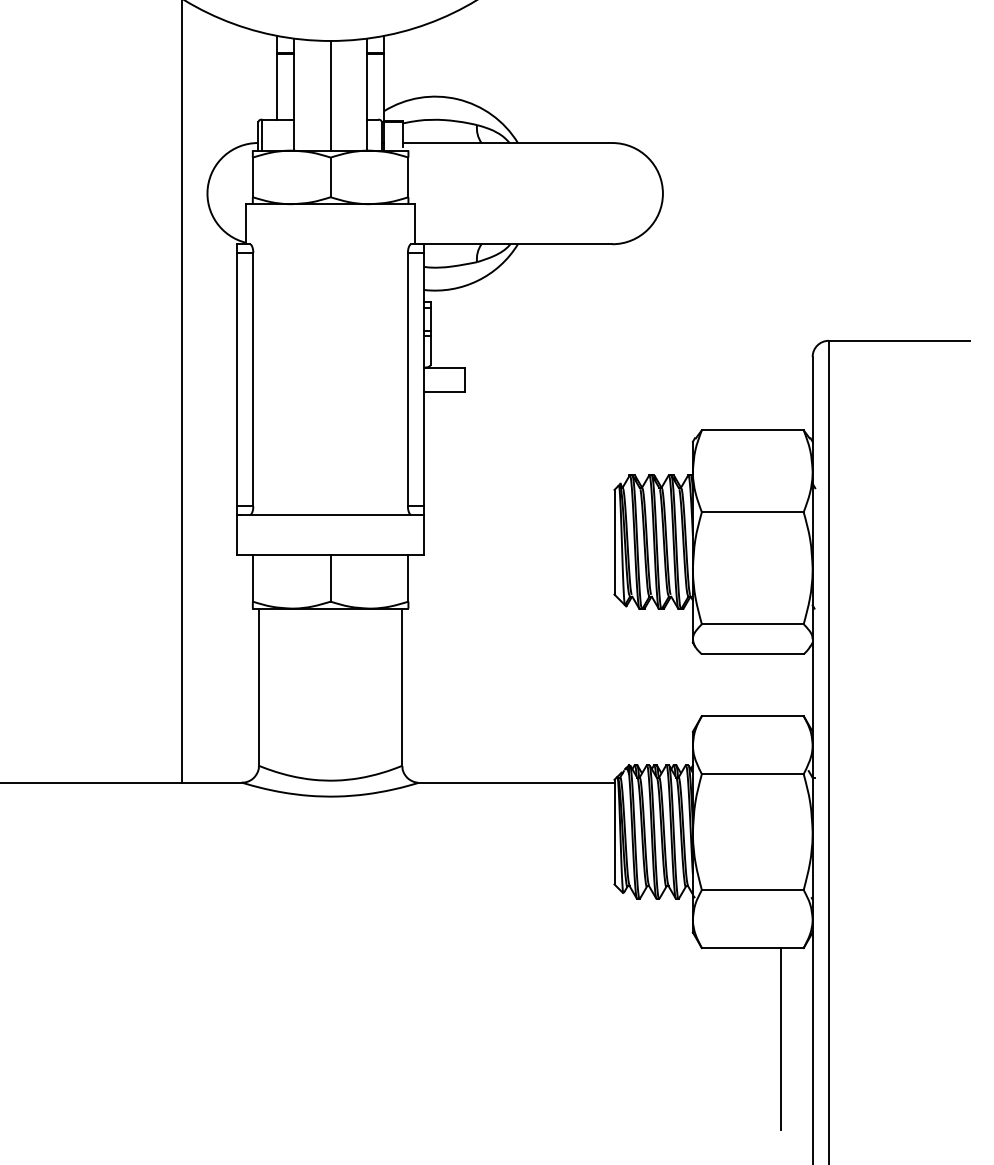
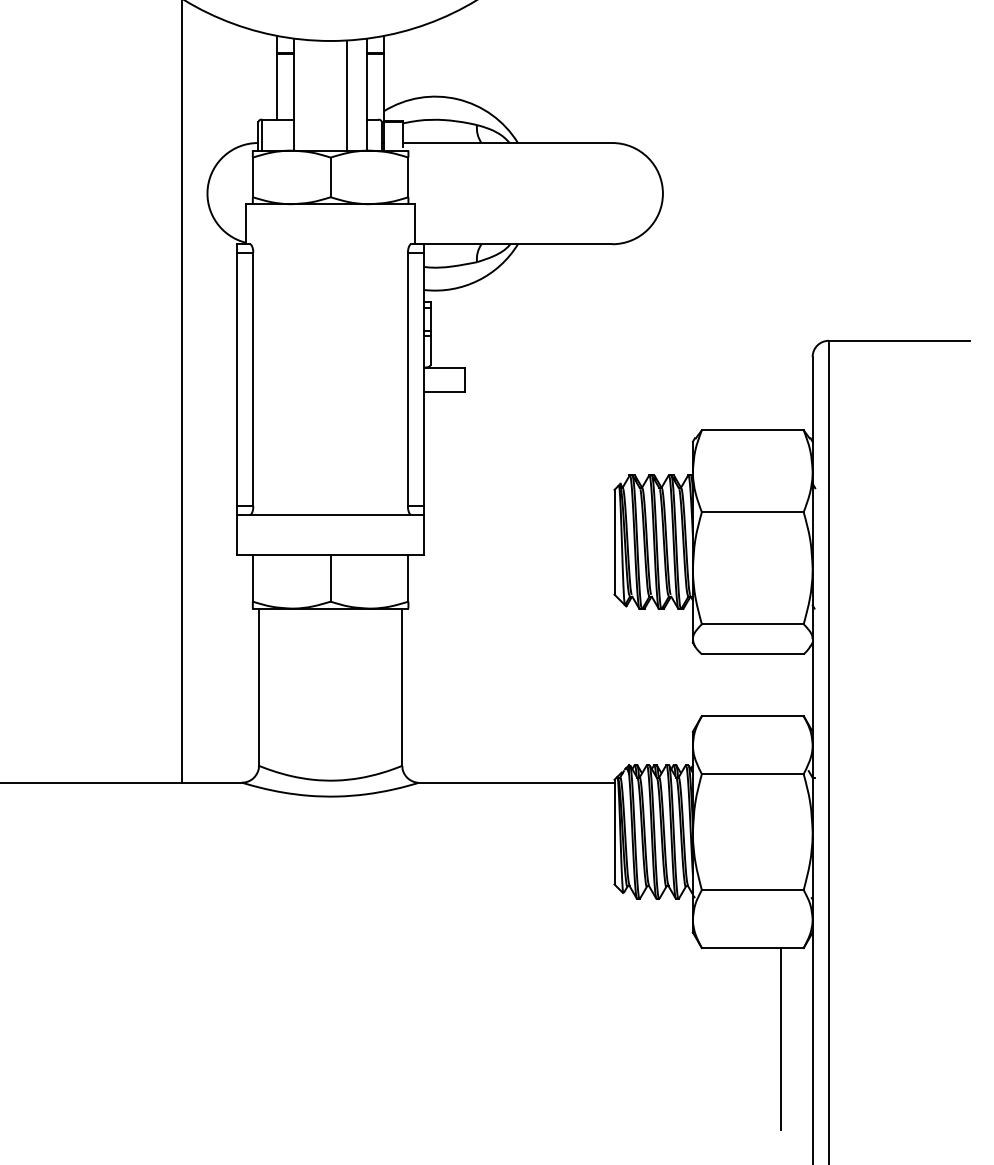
line position: (330, 95) -> (346, 95) (346, 95)
